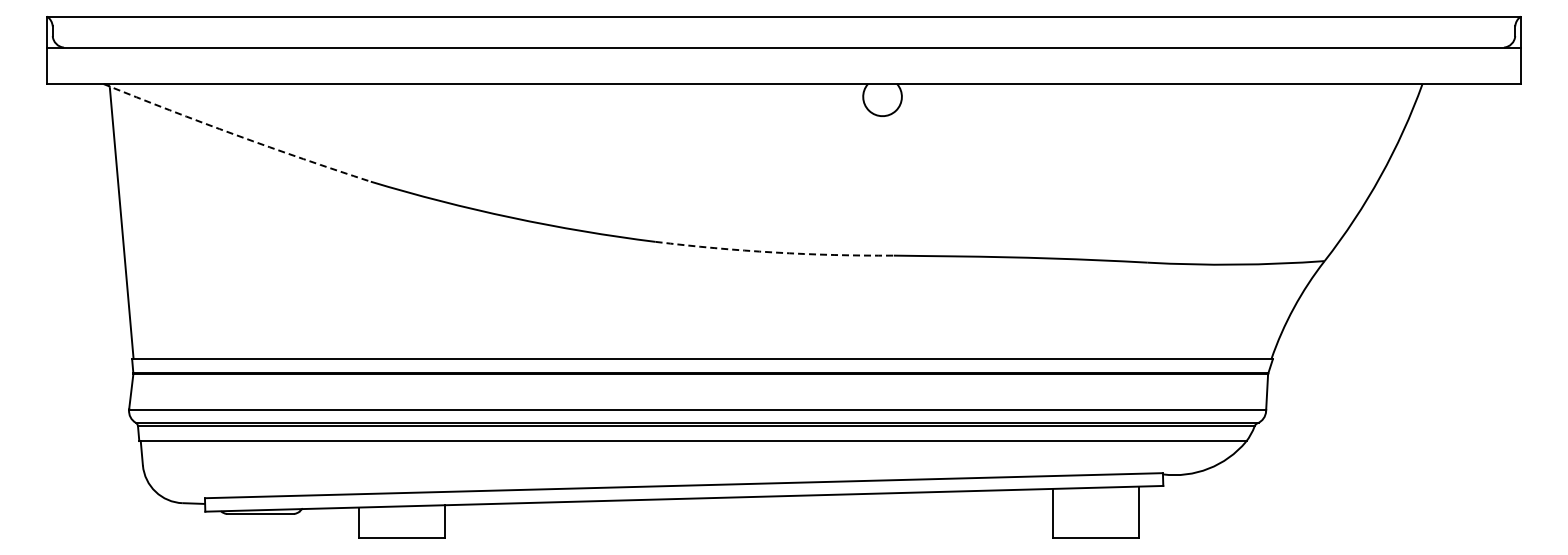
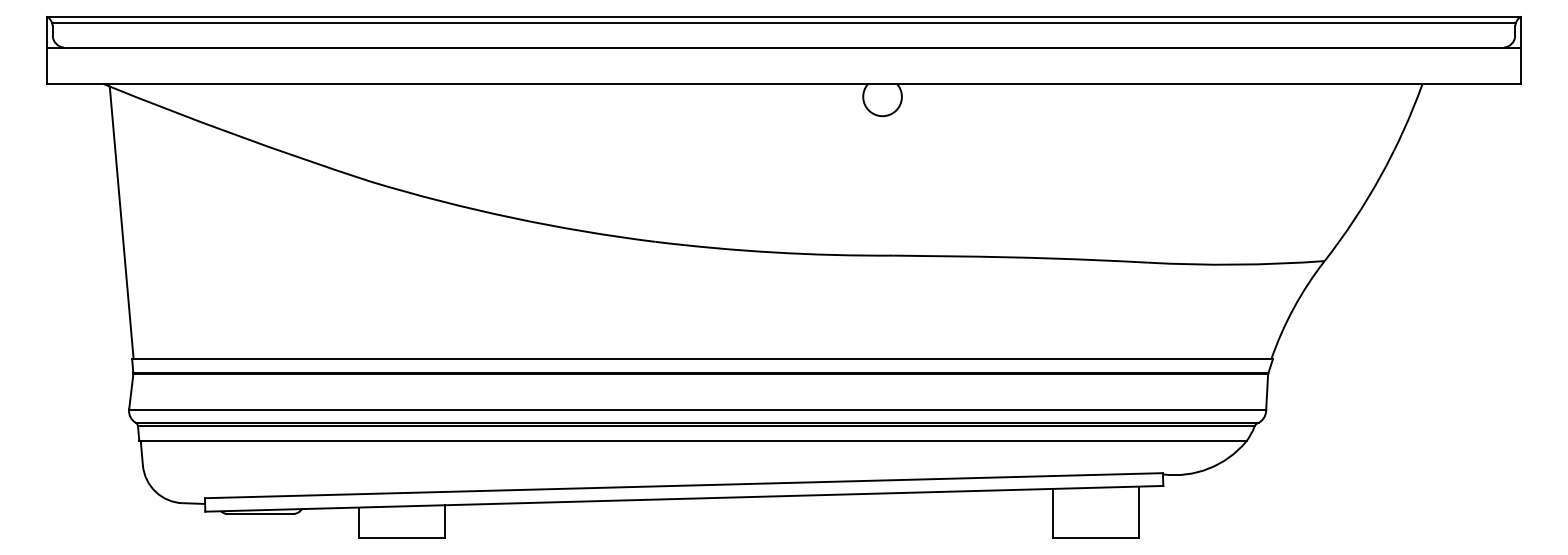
line: none -> present (783, 23)
arc: dashed -> solid (236, 135)
arc: dashed -> solid (774, 252)
